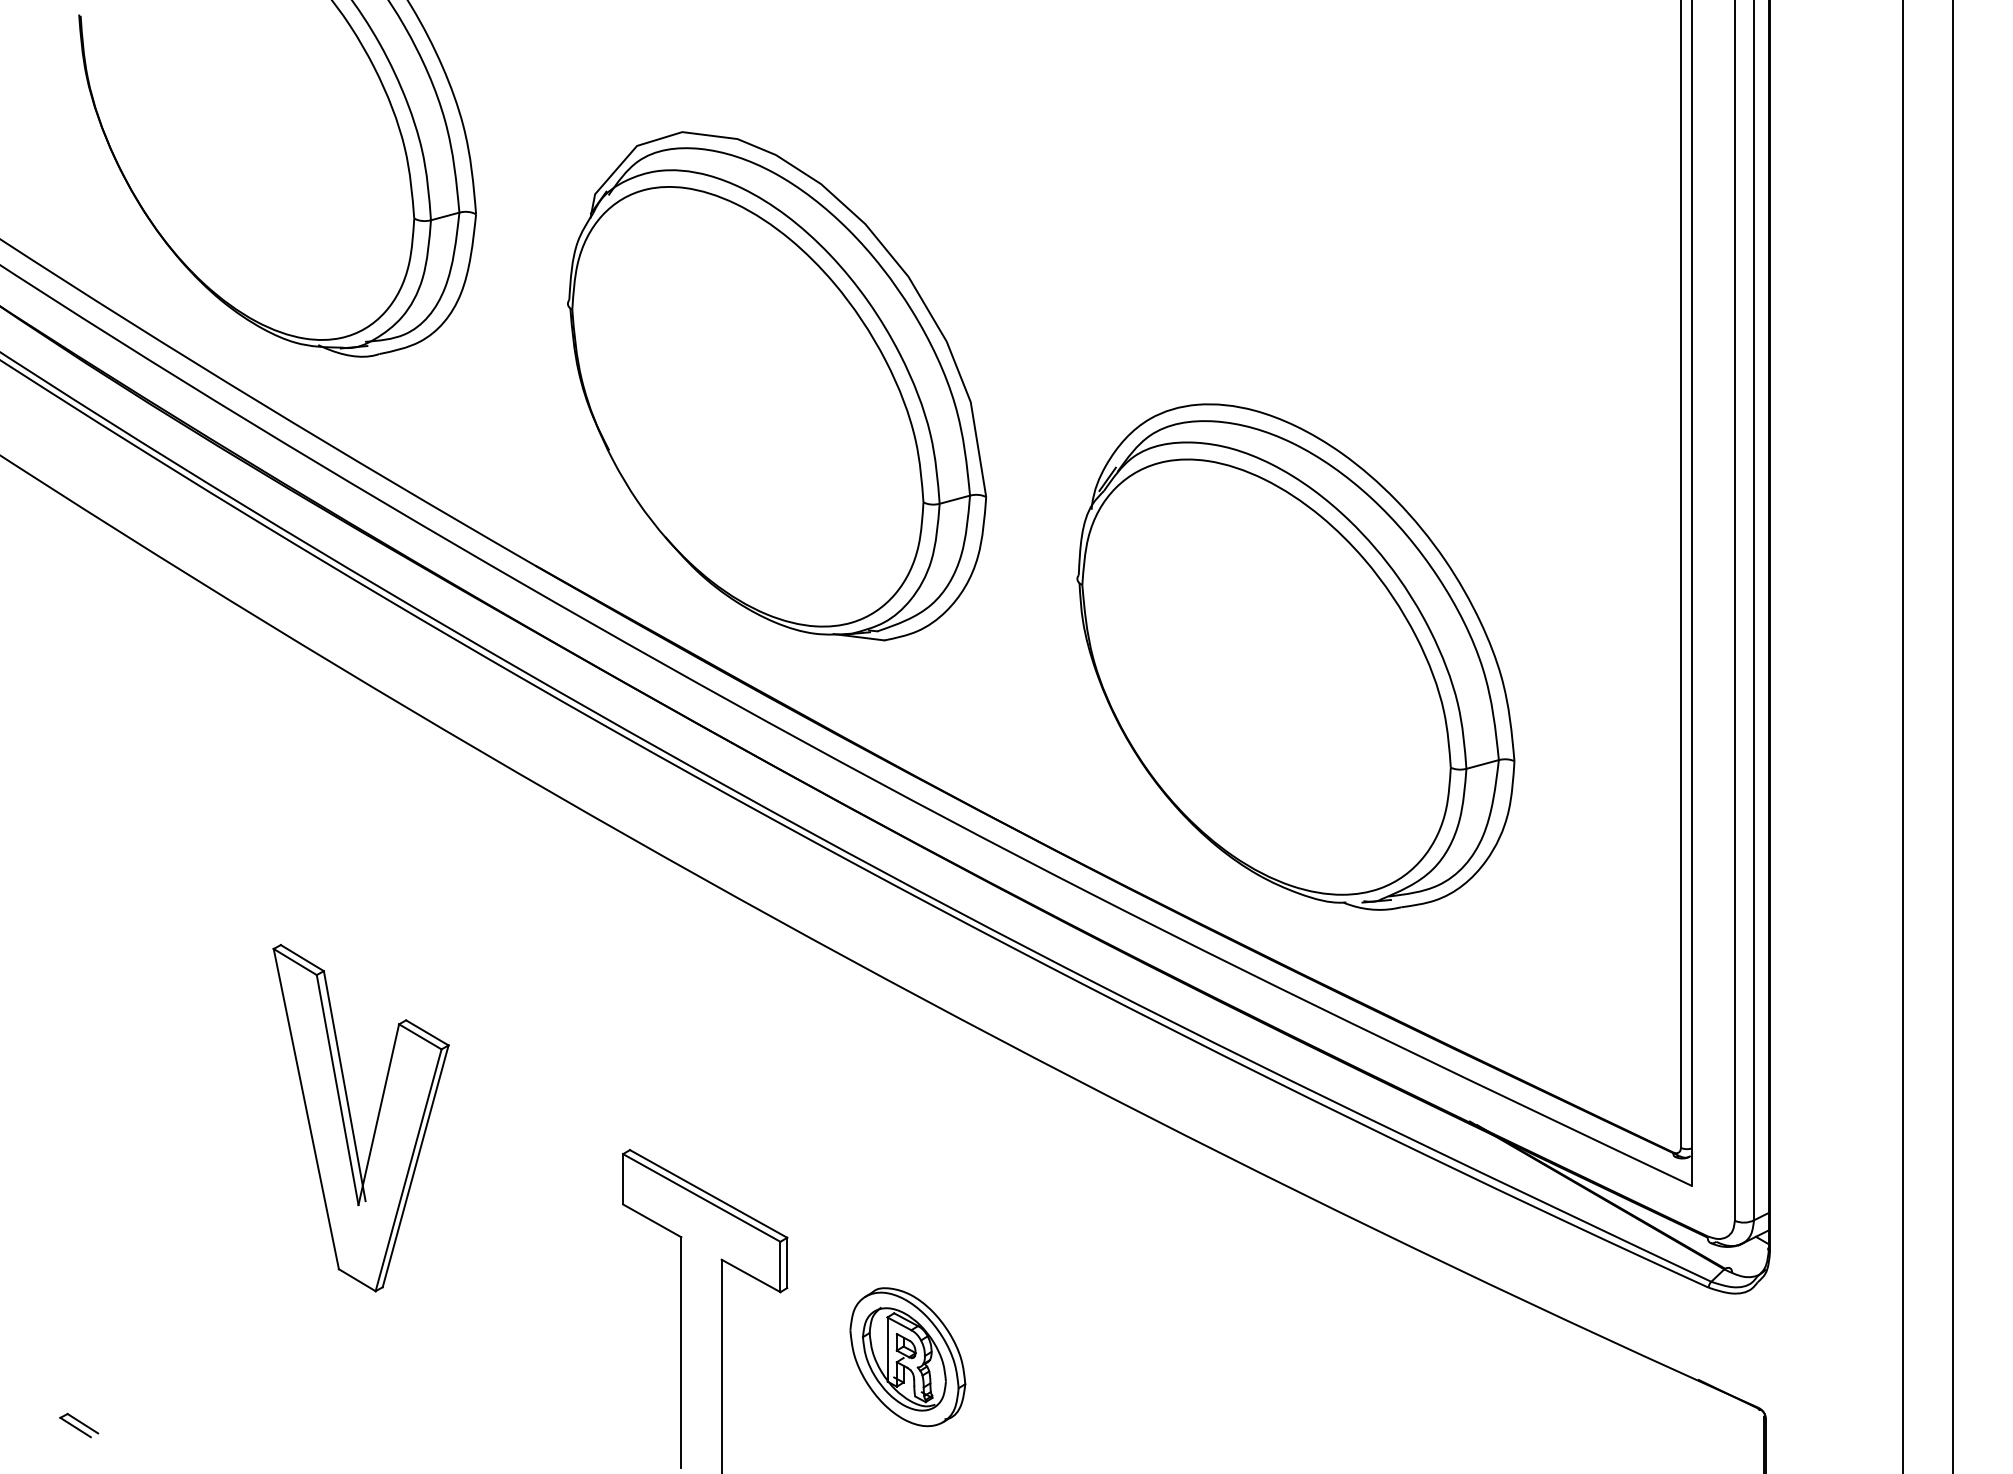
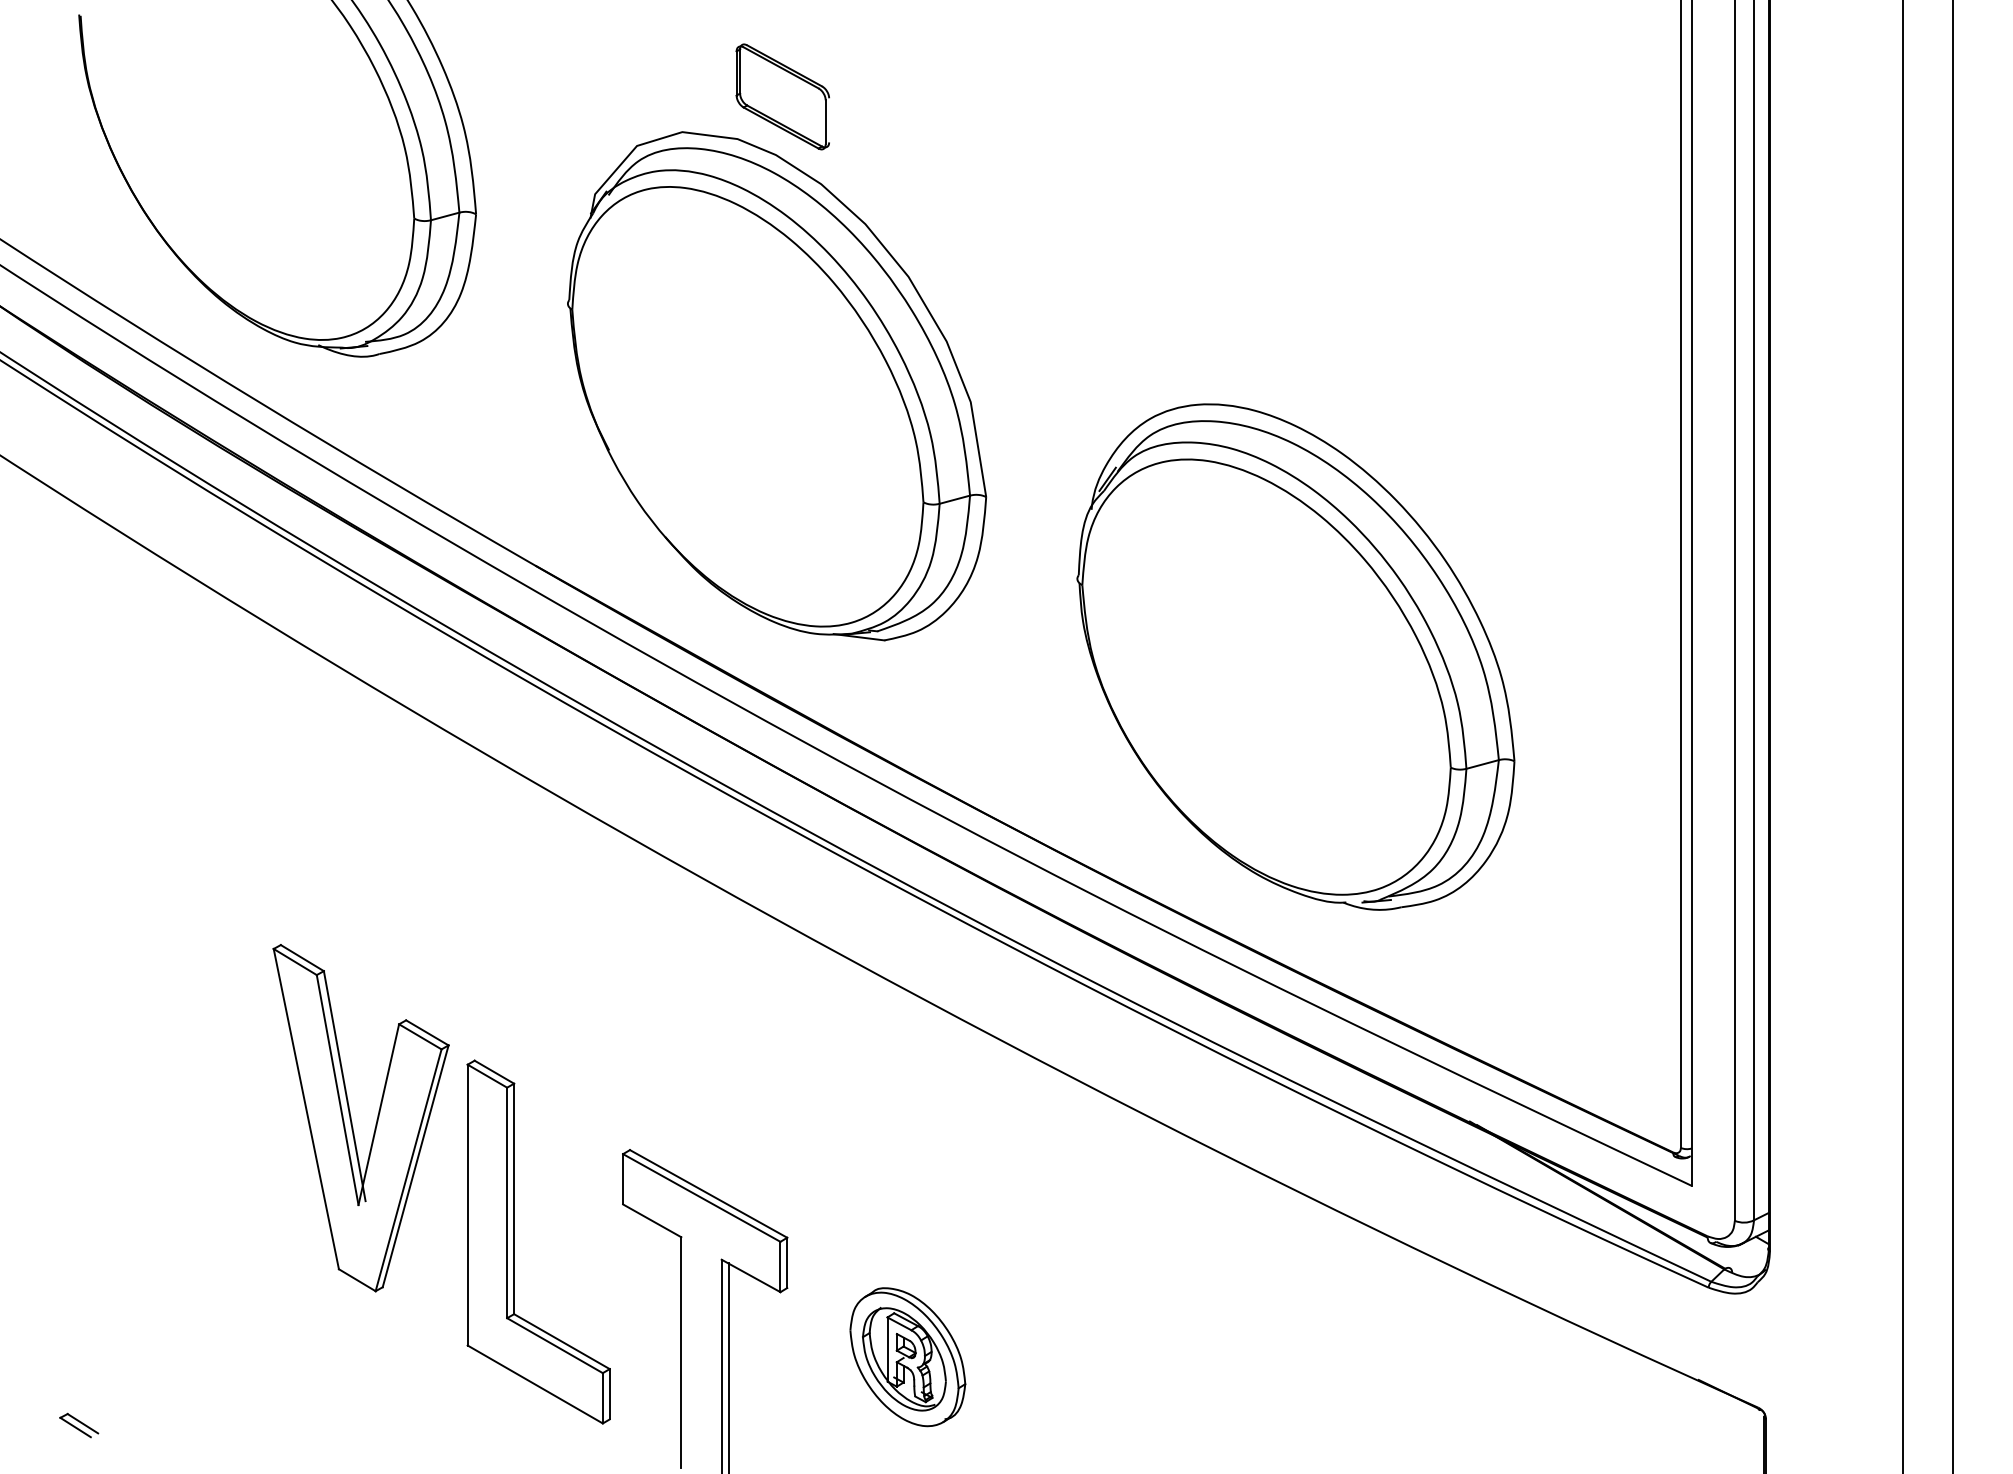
part: none -> present (782, 96)
part: none -> present (514, 1241)
line: none -> present (728, 1366)
